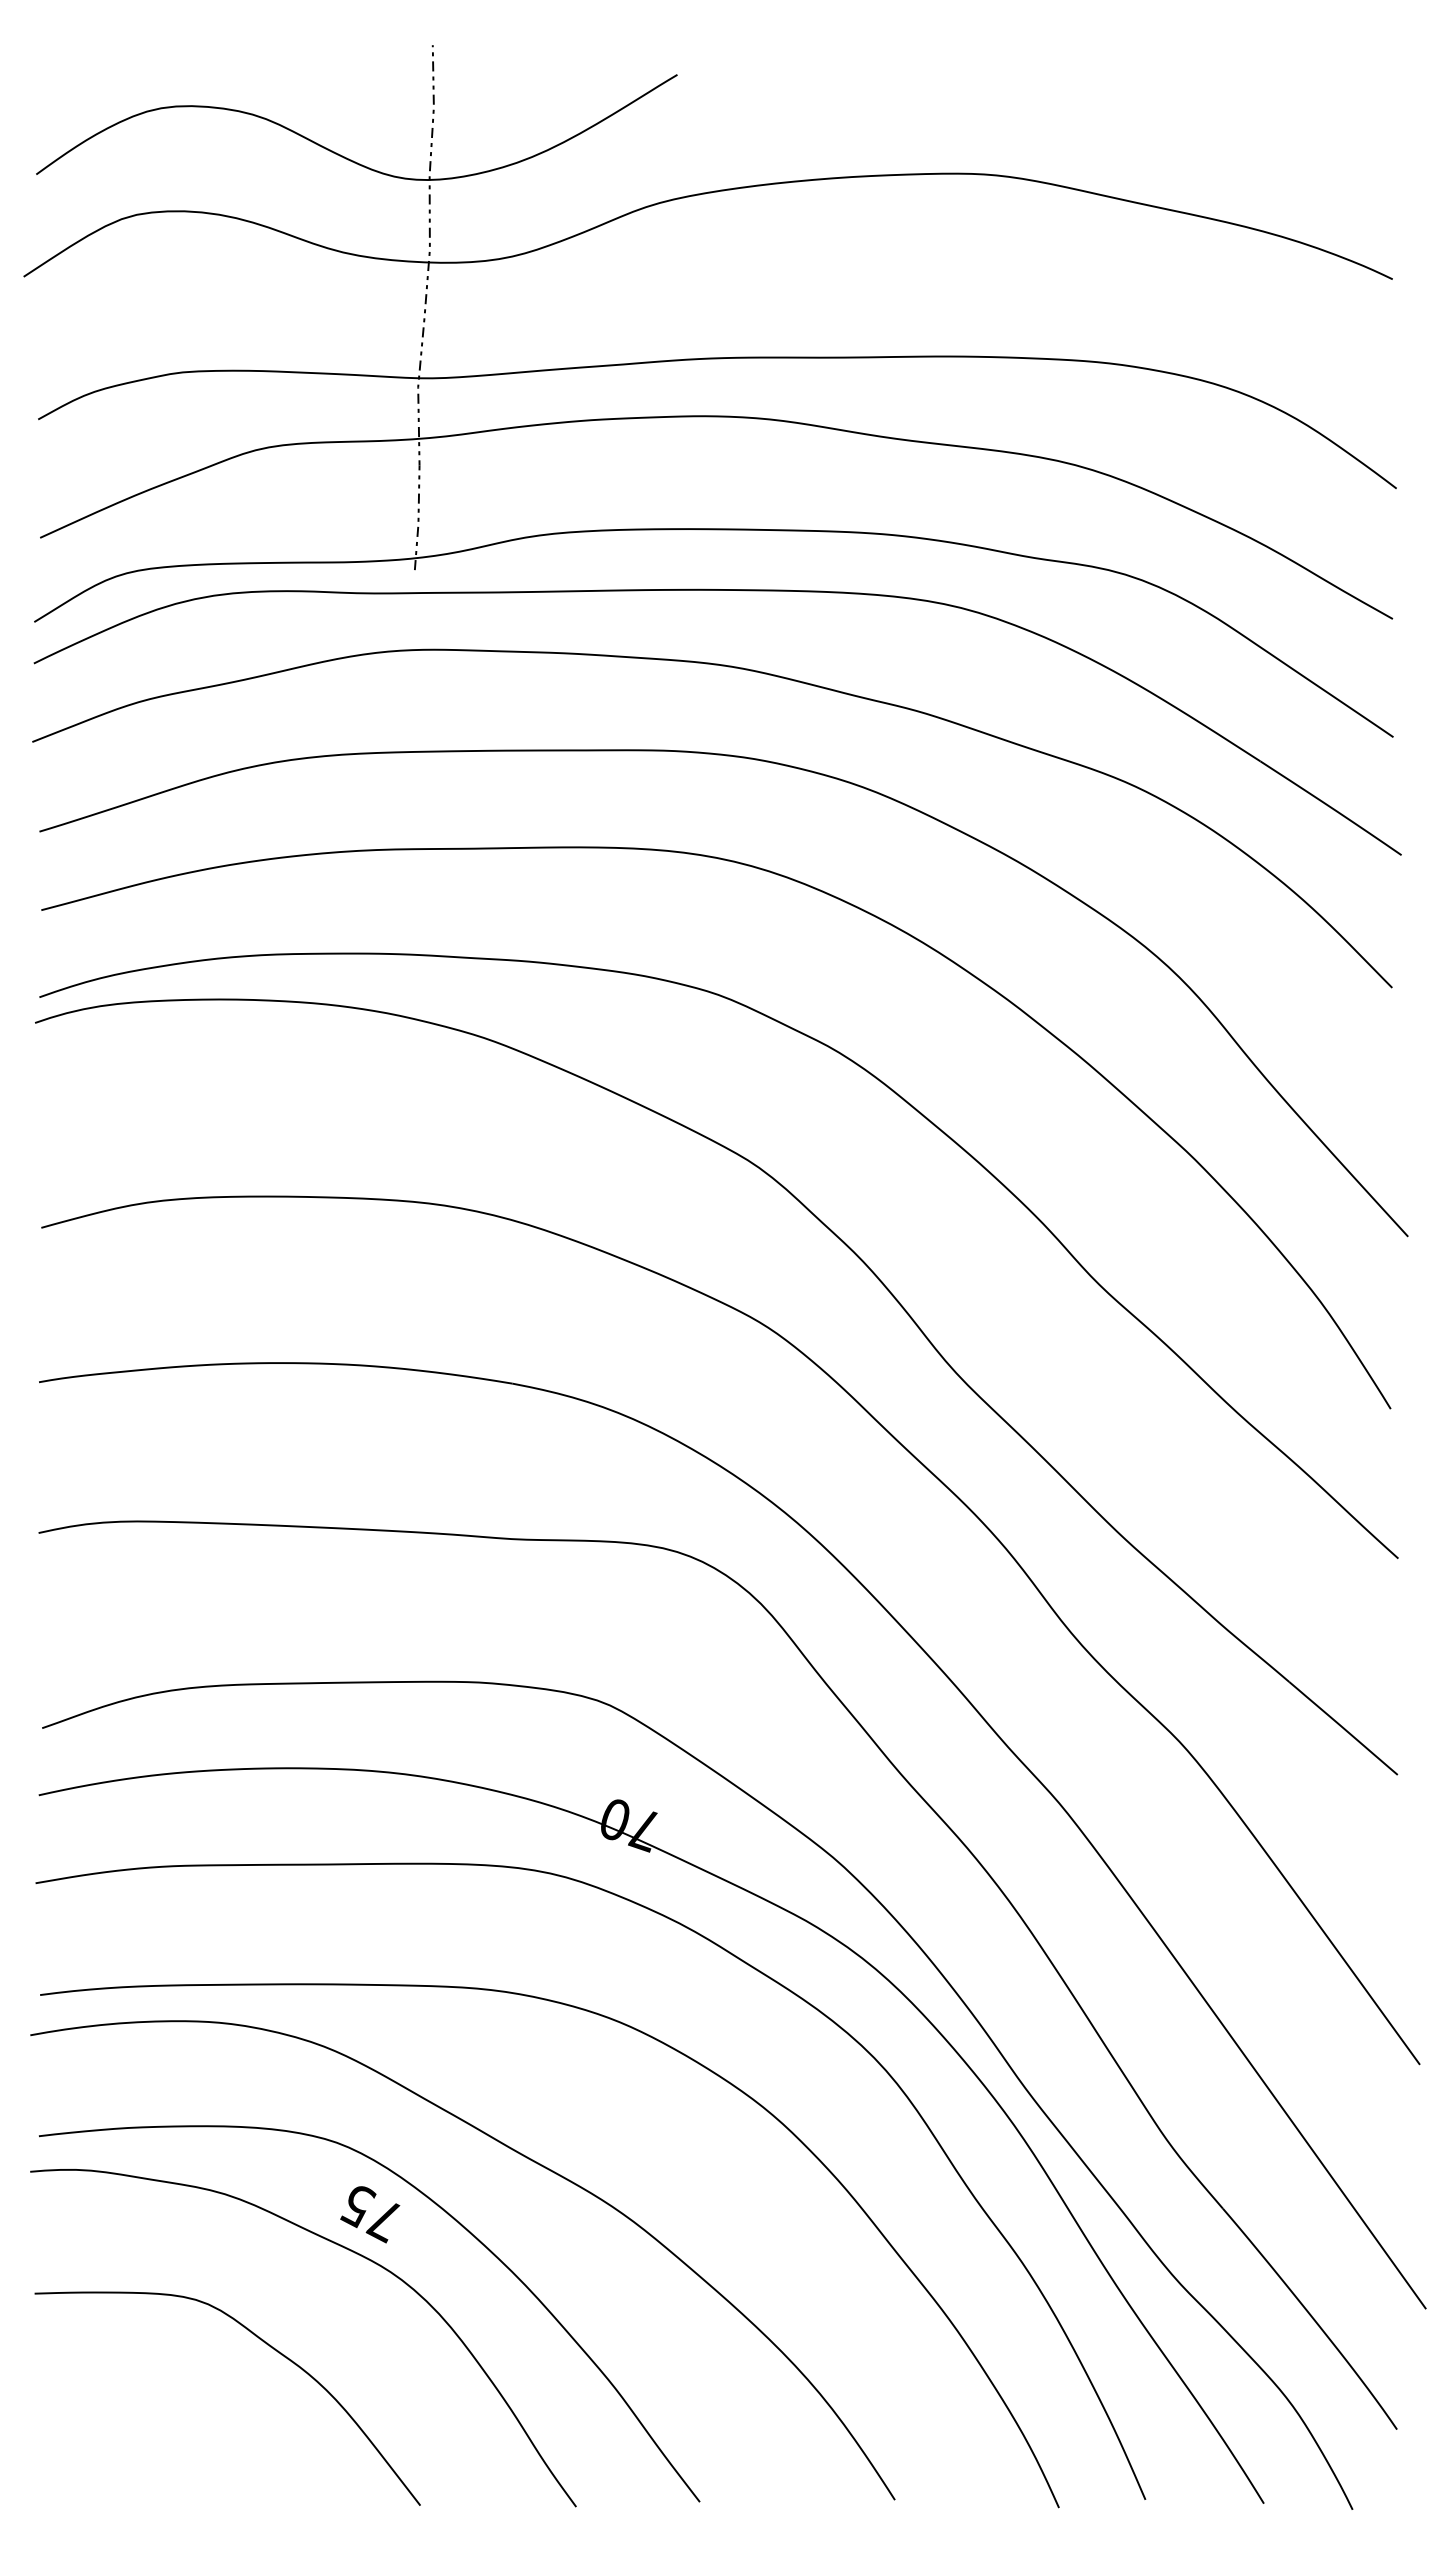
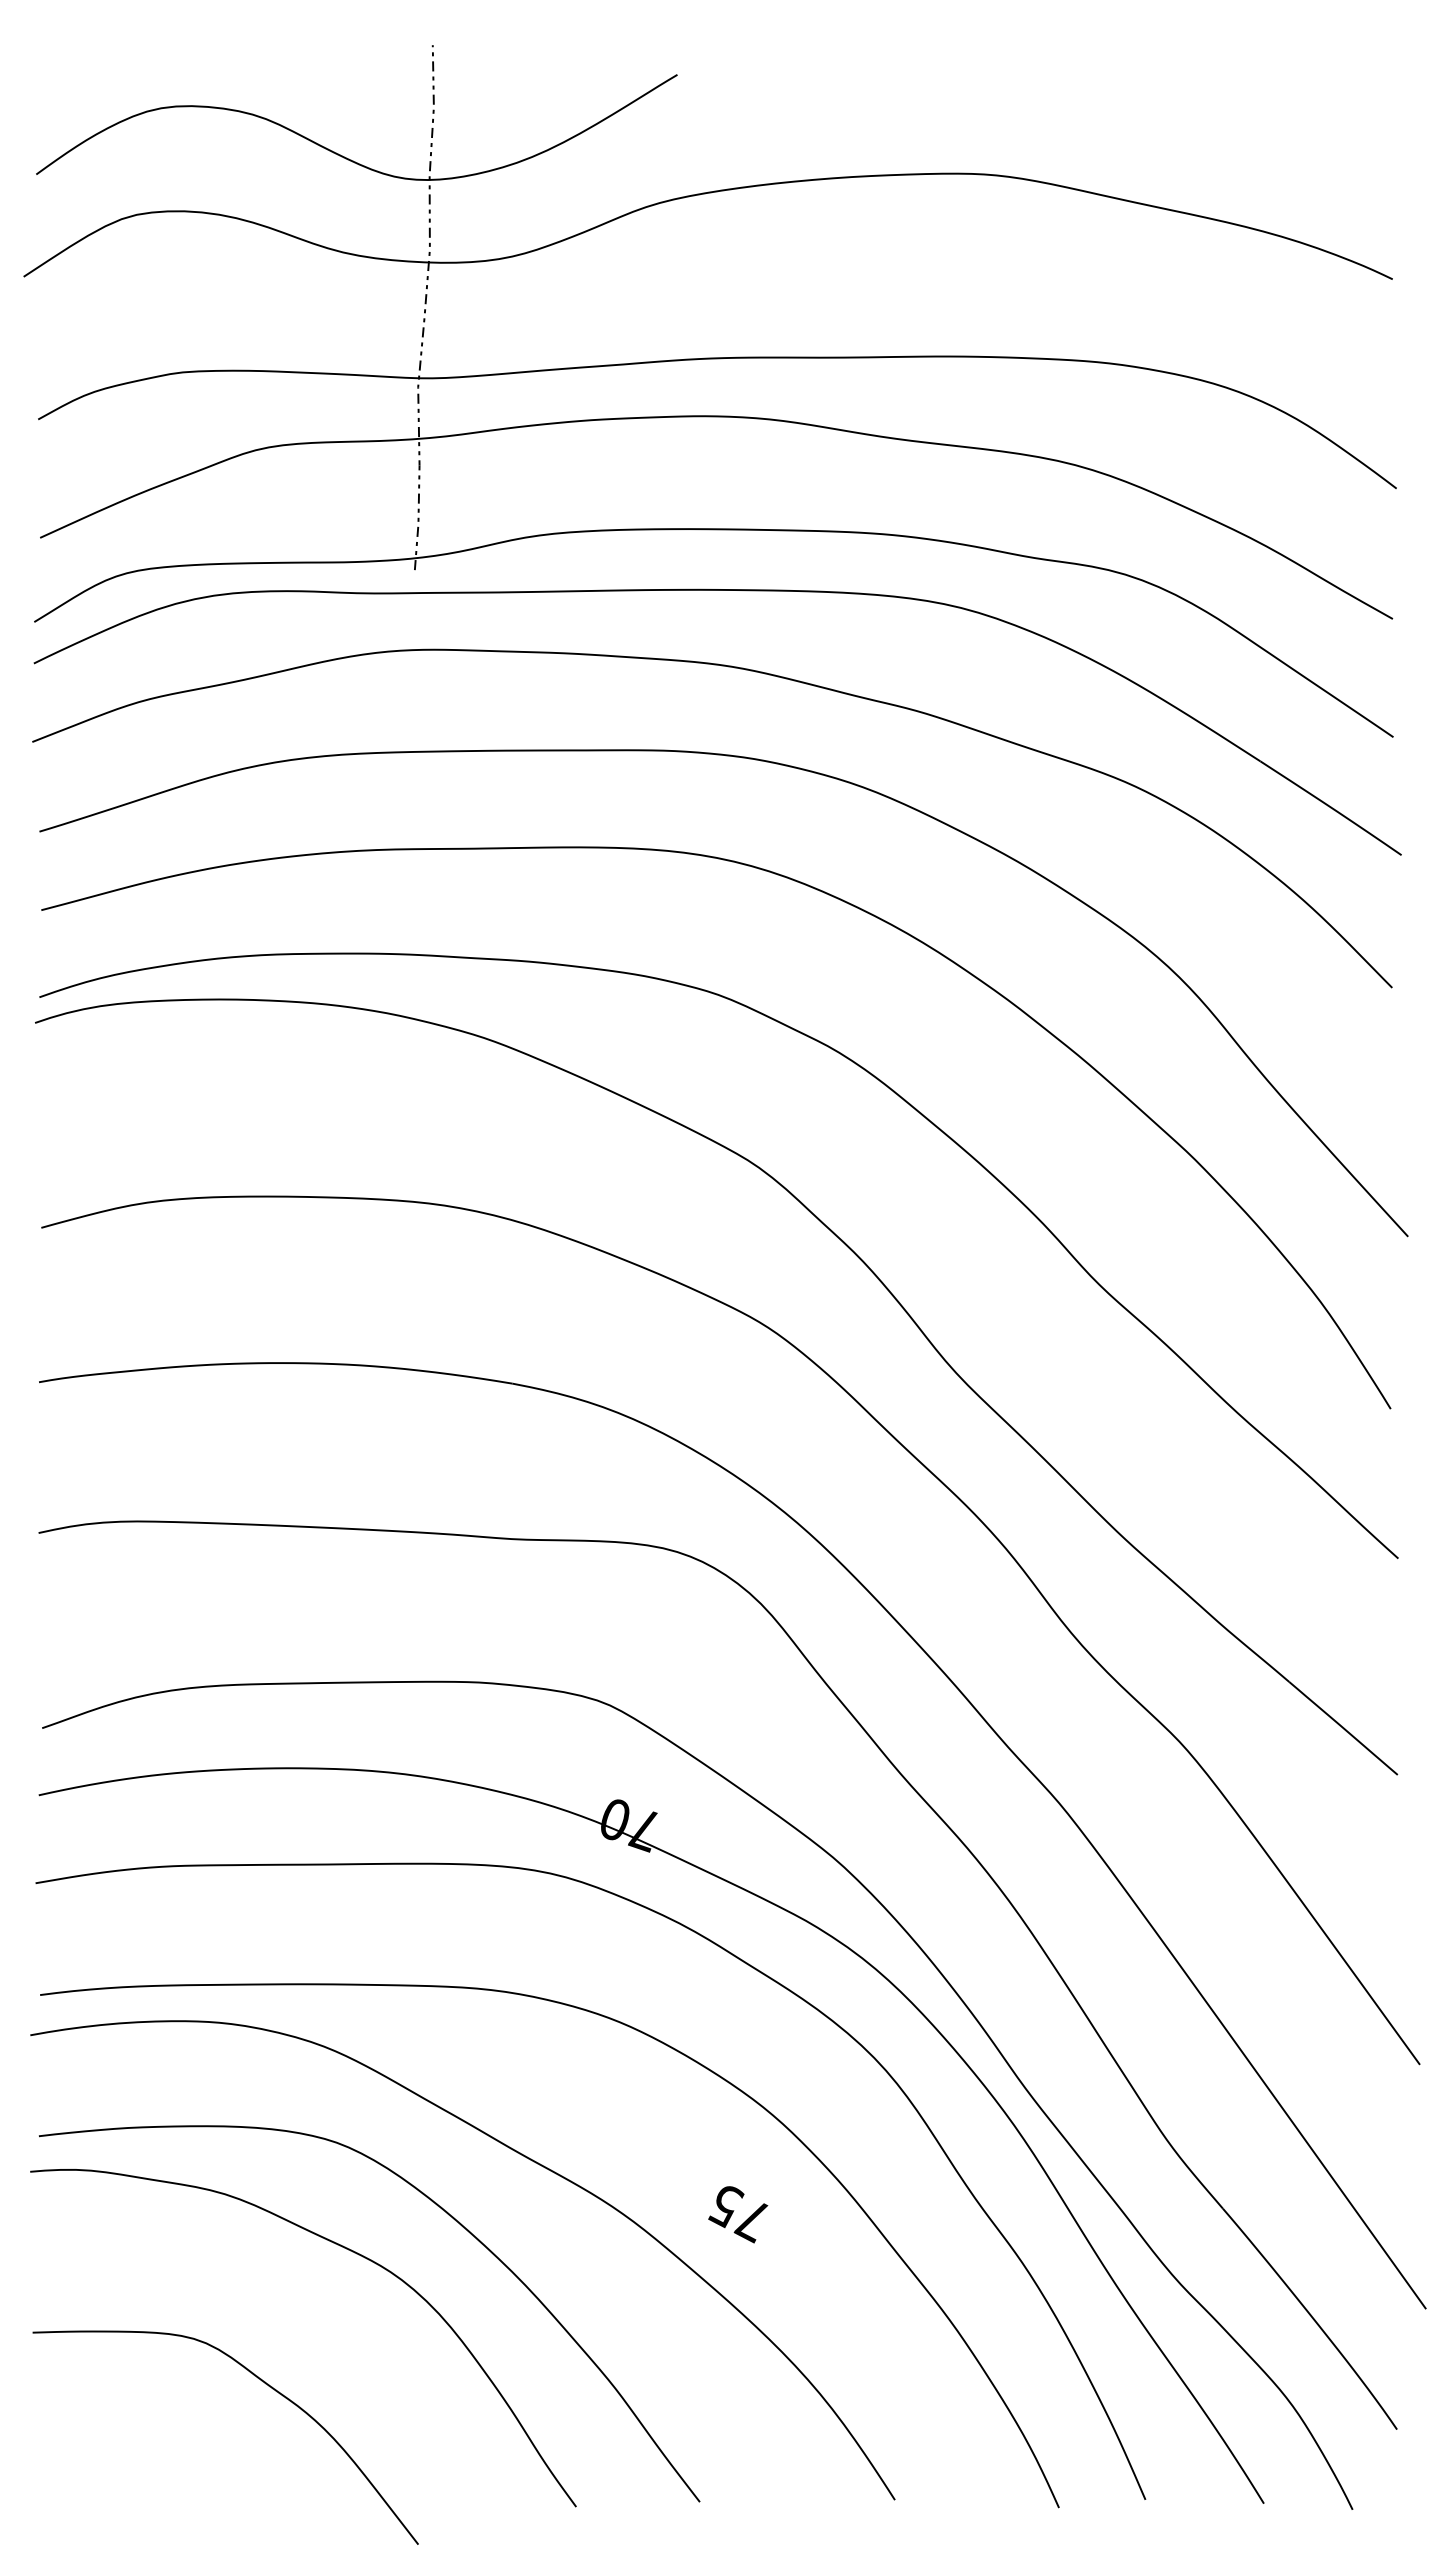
text position: (370, 2214) -> (738, 2214) (738, 2214)
curve position: (267, 2345) -> (265, 2384) (265, 2384)
